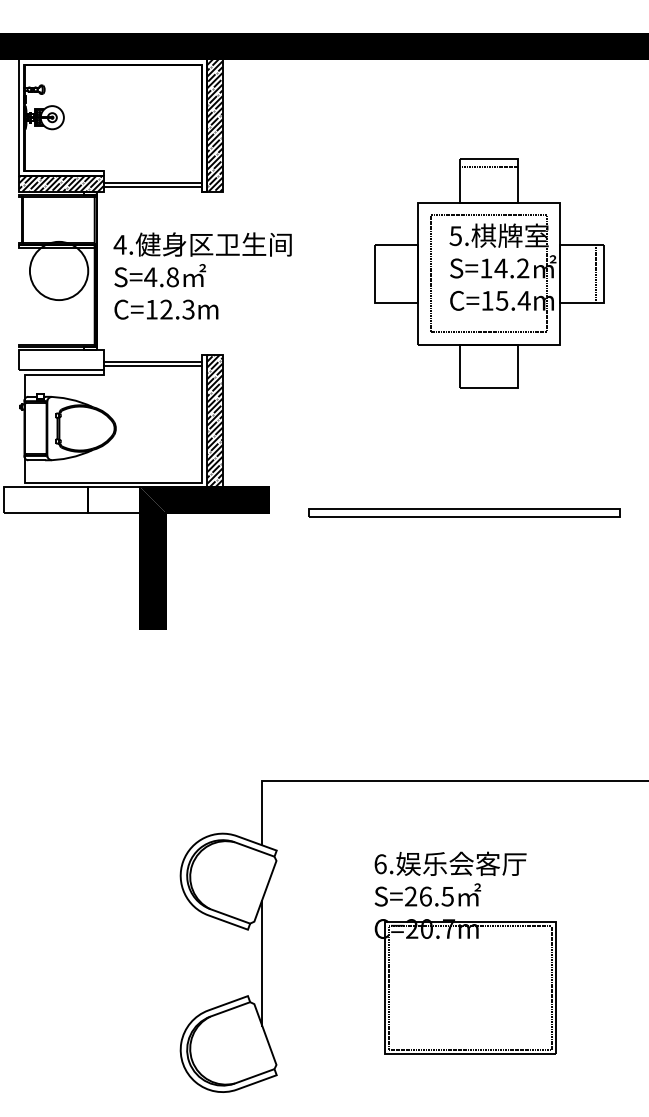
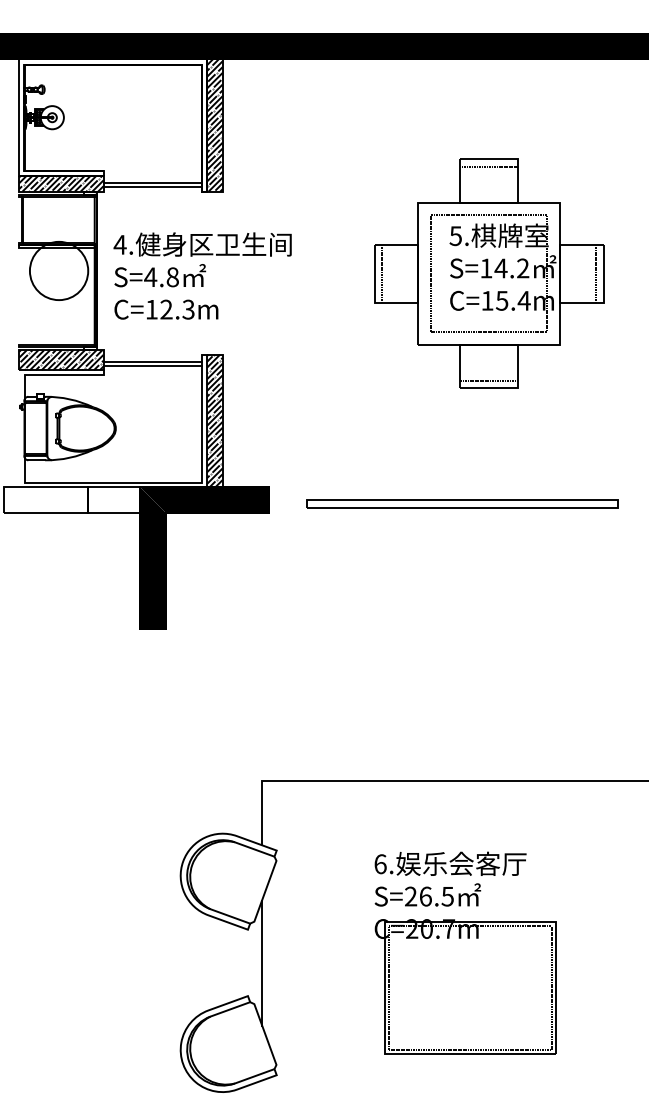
line: none -> present (382, 273)
hatch: none -> present (61, 360)
line: none -> present (489, 380)
part position: (464, 512) -> (462, 503) (462, 503)
